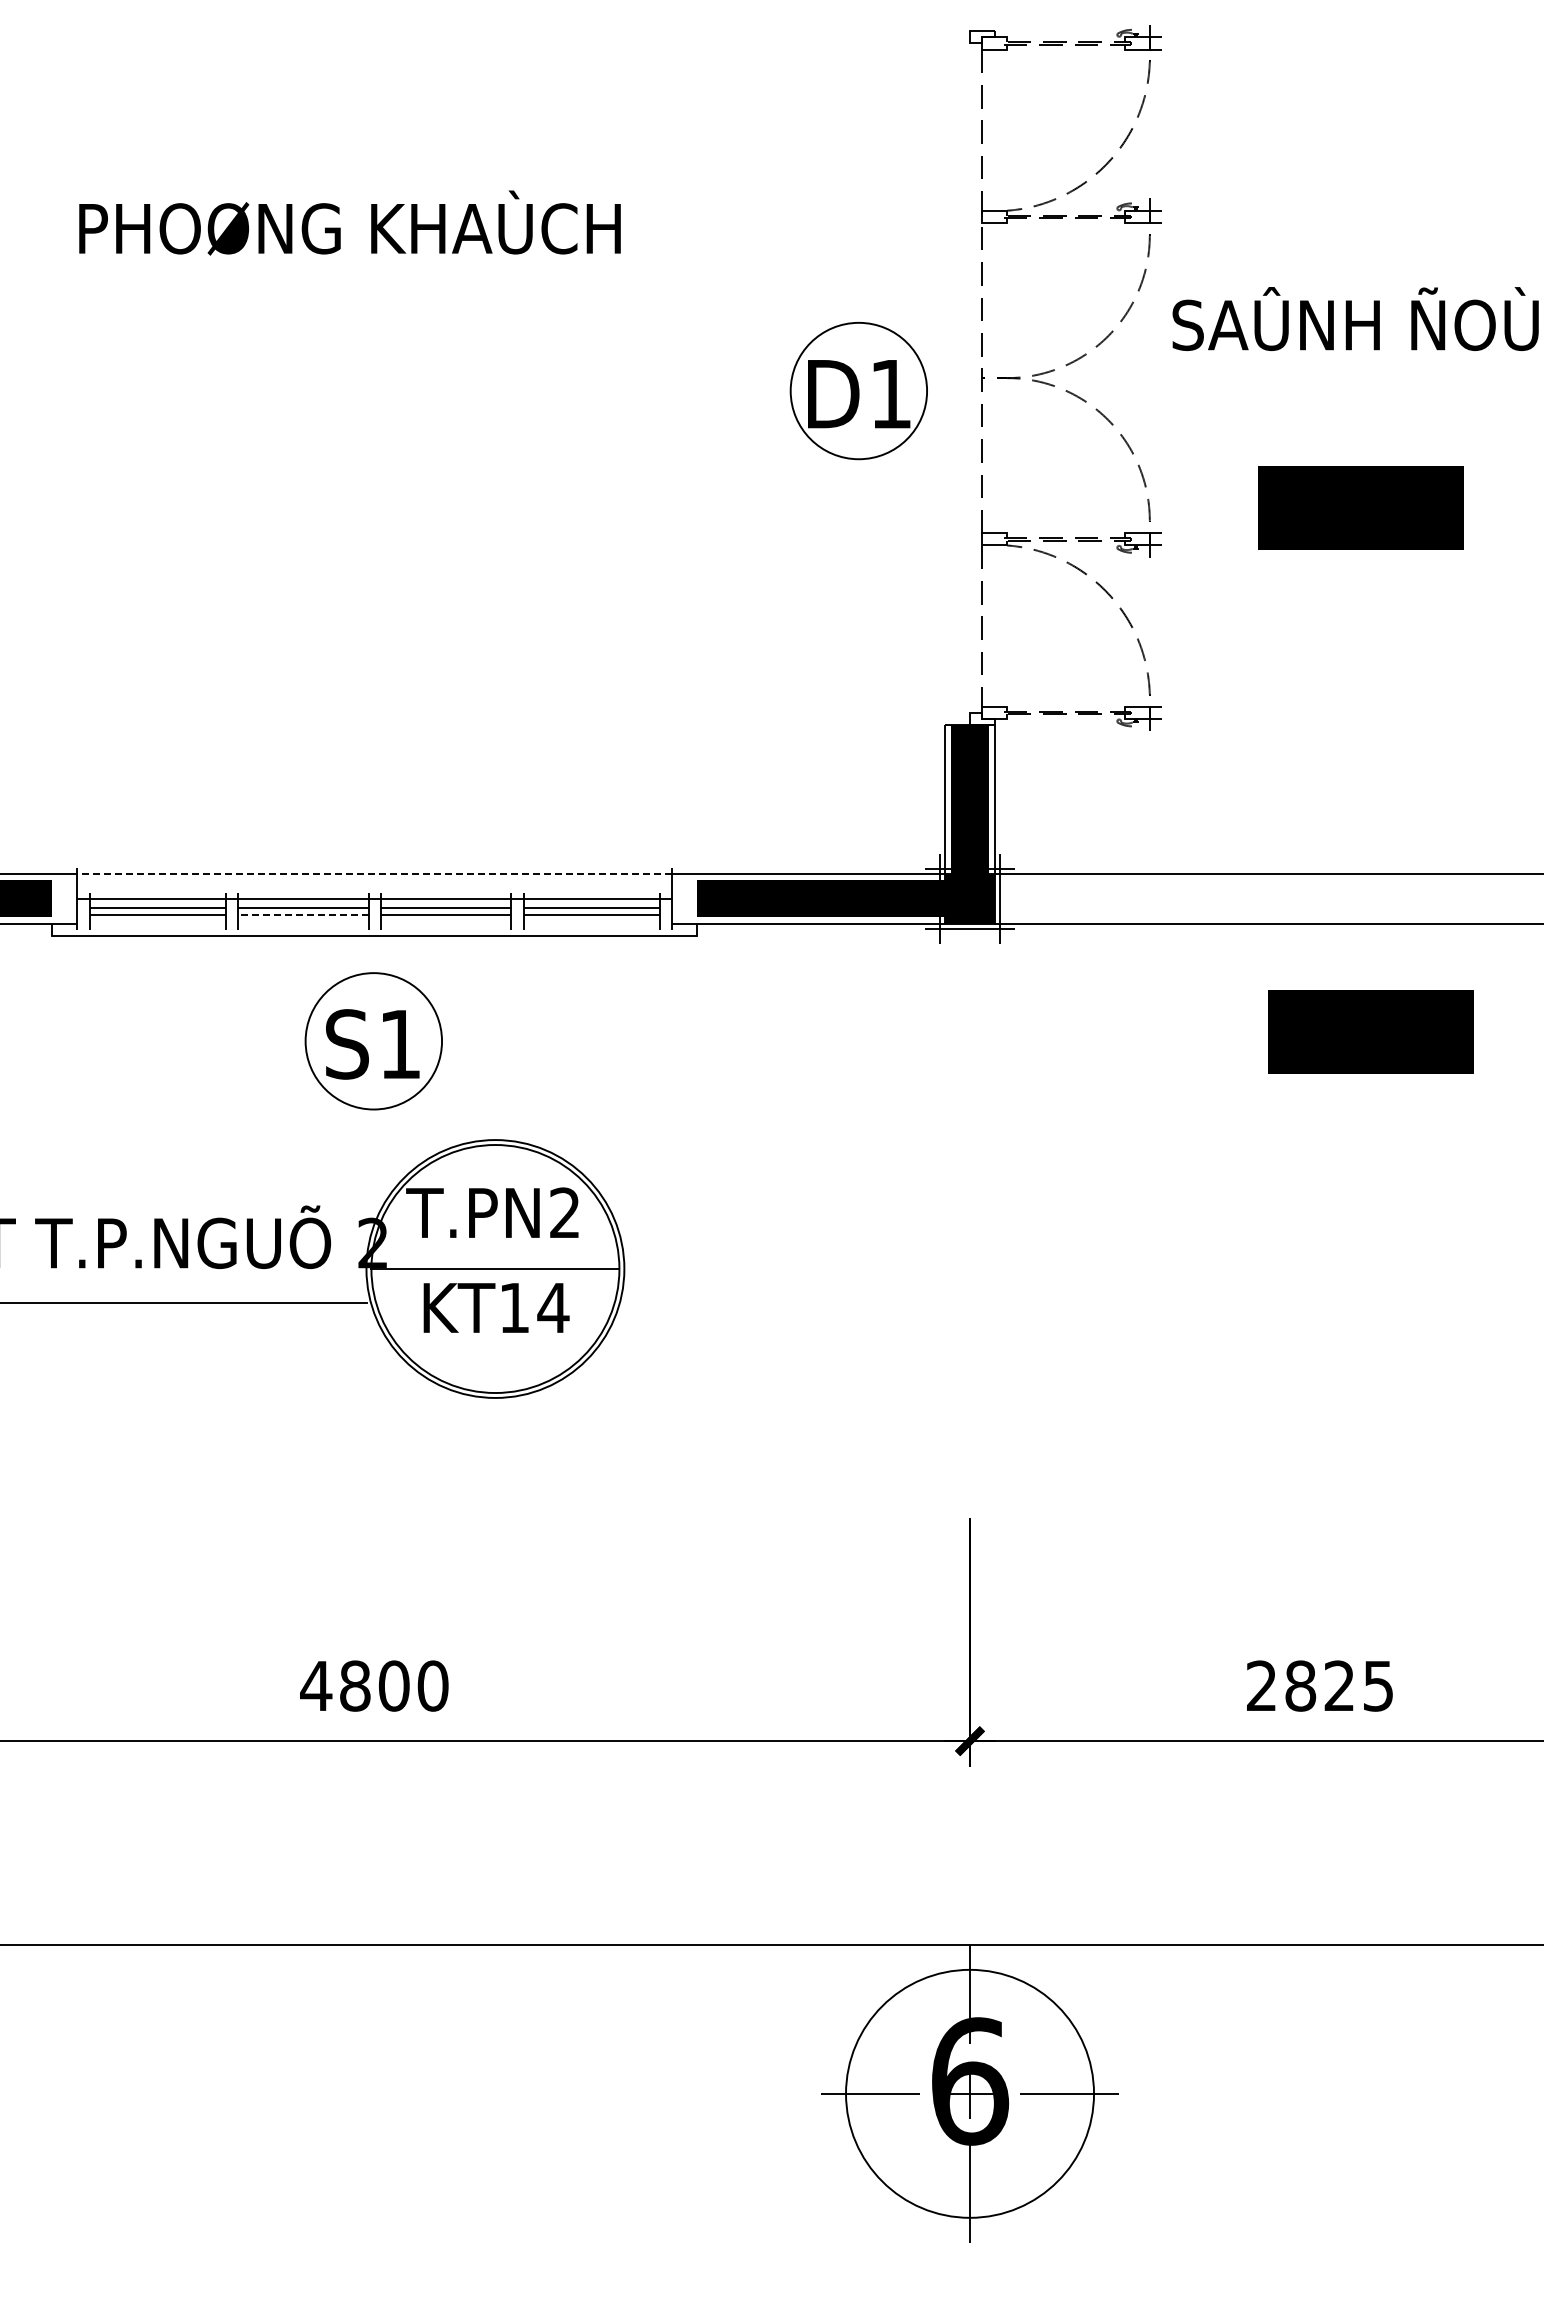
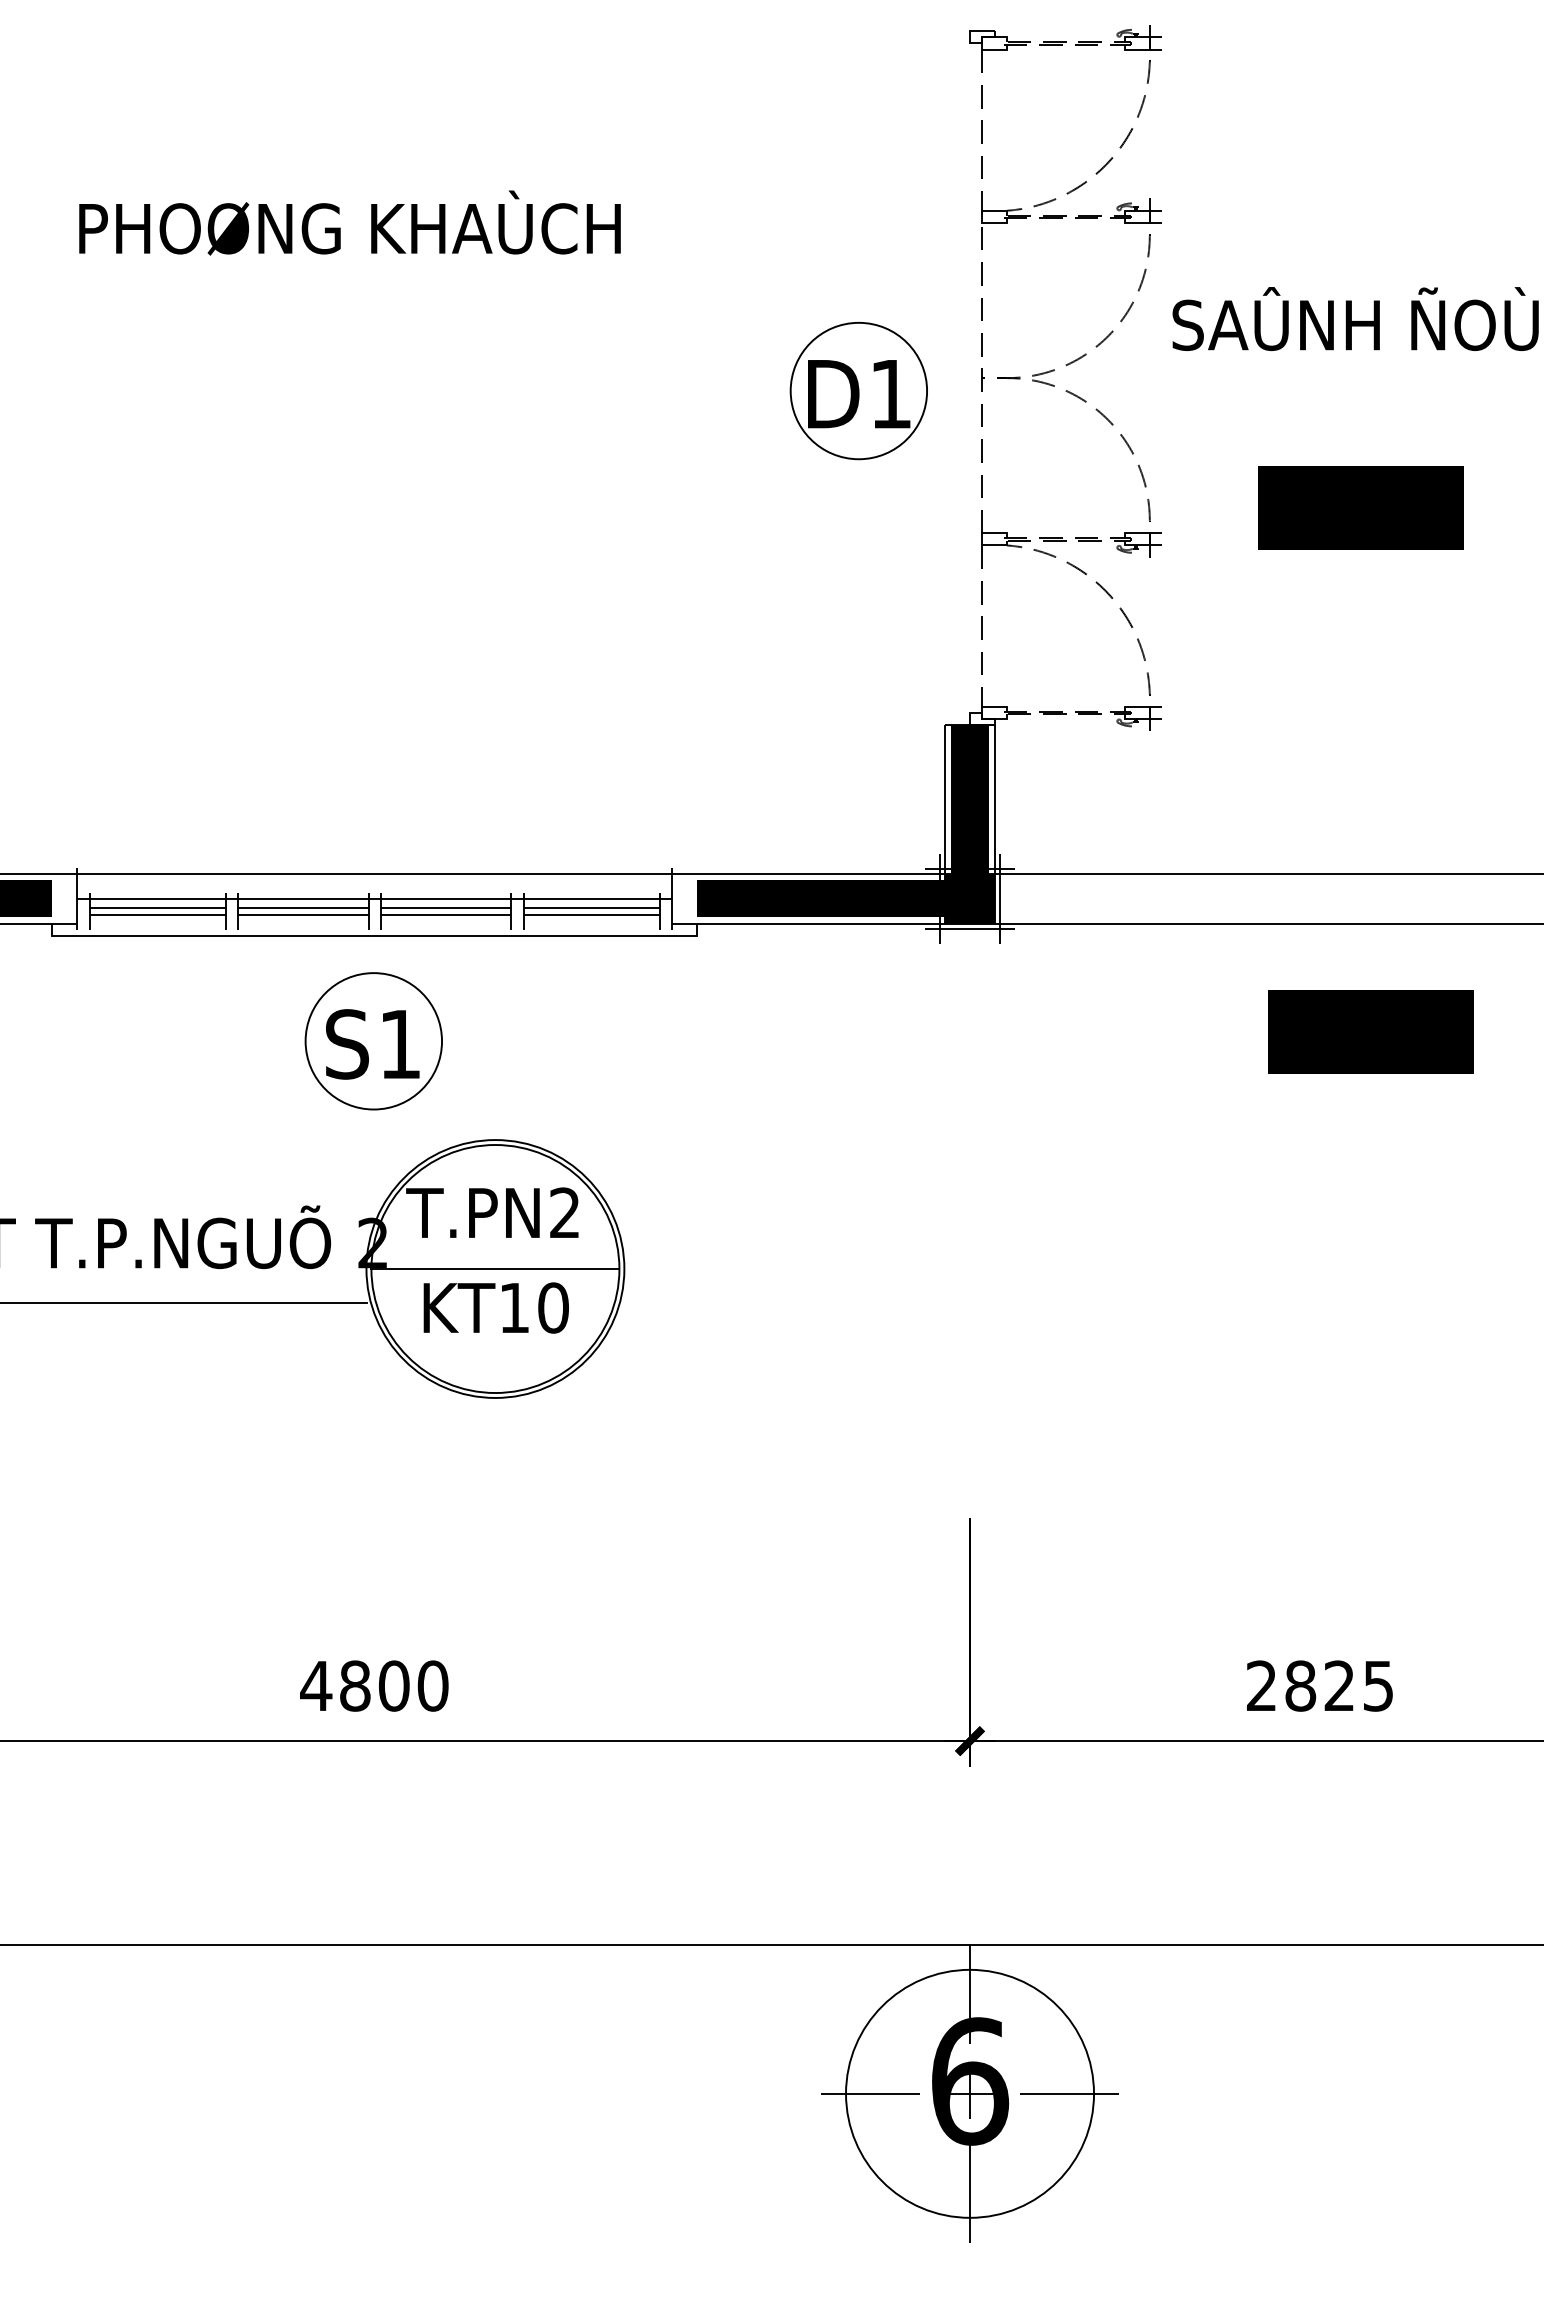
line: dashed -> solid (374, 874)
line: dashed -> solid (303, 915)
text: KT14 -> KT10 (553, 1307)
